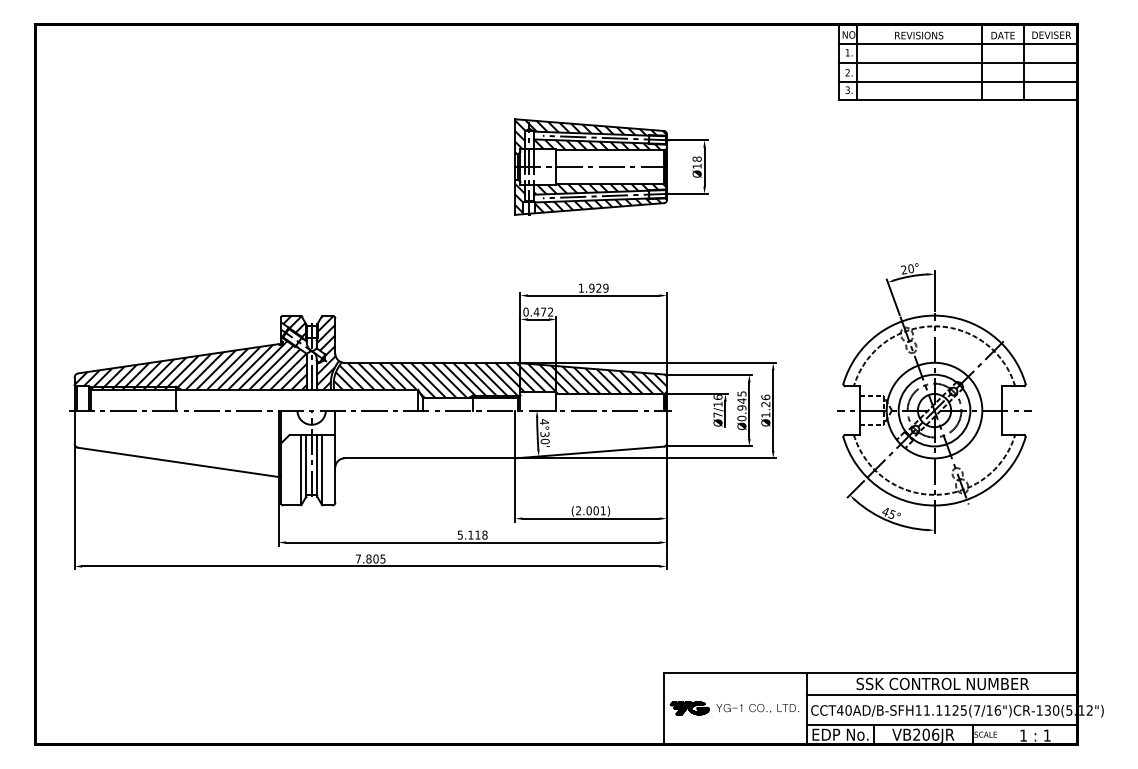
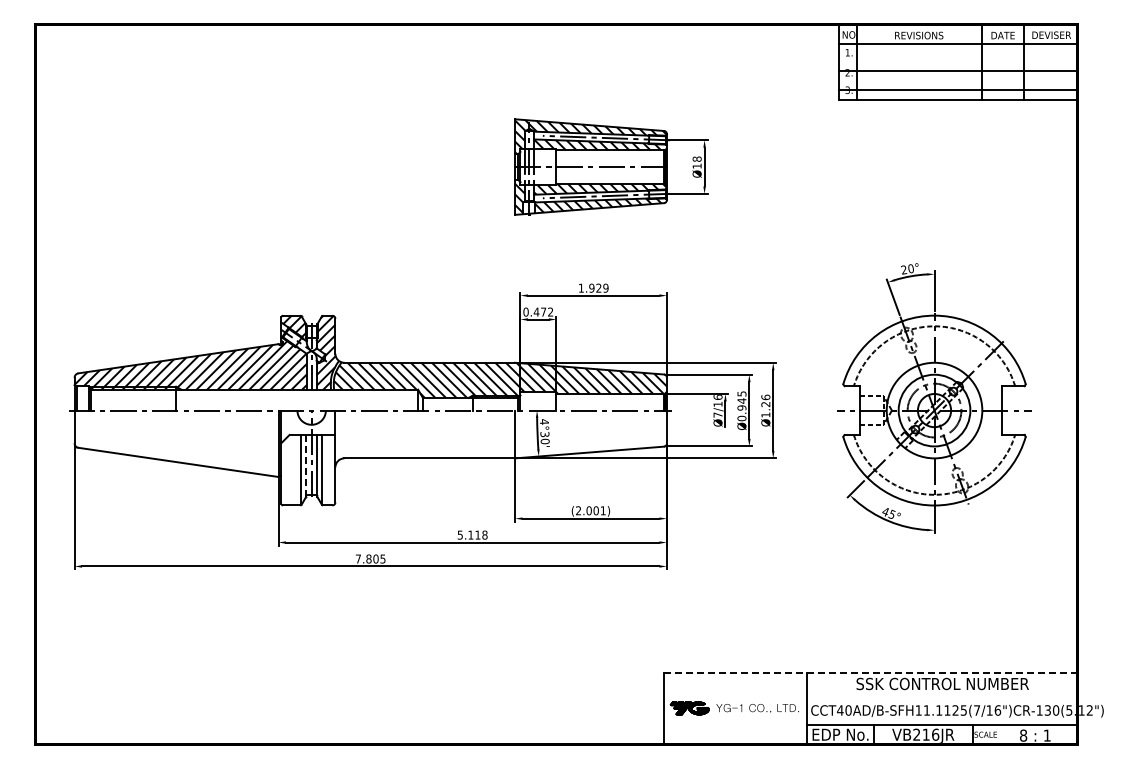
line position: (957, 62) -> (957, 70) (957, 70)
line position: (957, 81) -> (957, 89) (957, 89)
line: solid -> dashed (306, 466)
line: solid -> dashed (870, 672)
line: present -> none (942, 695)
text: VB206JR -> VB216JR (925, 734)
text: 1 -> 8 (1023, 735)
